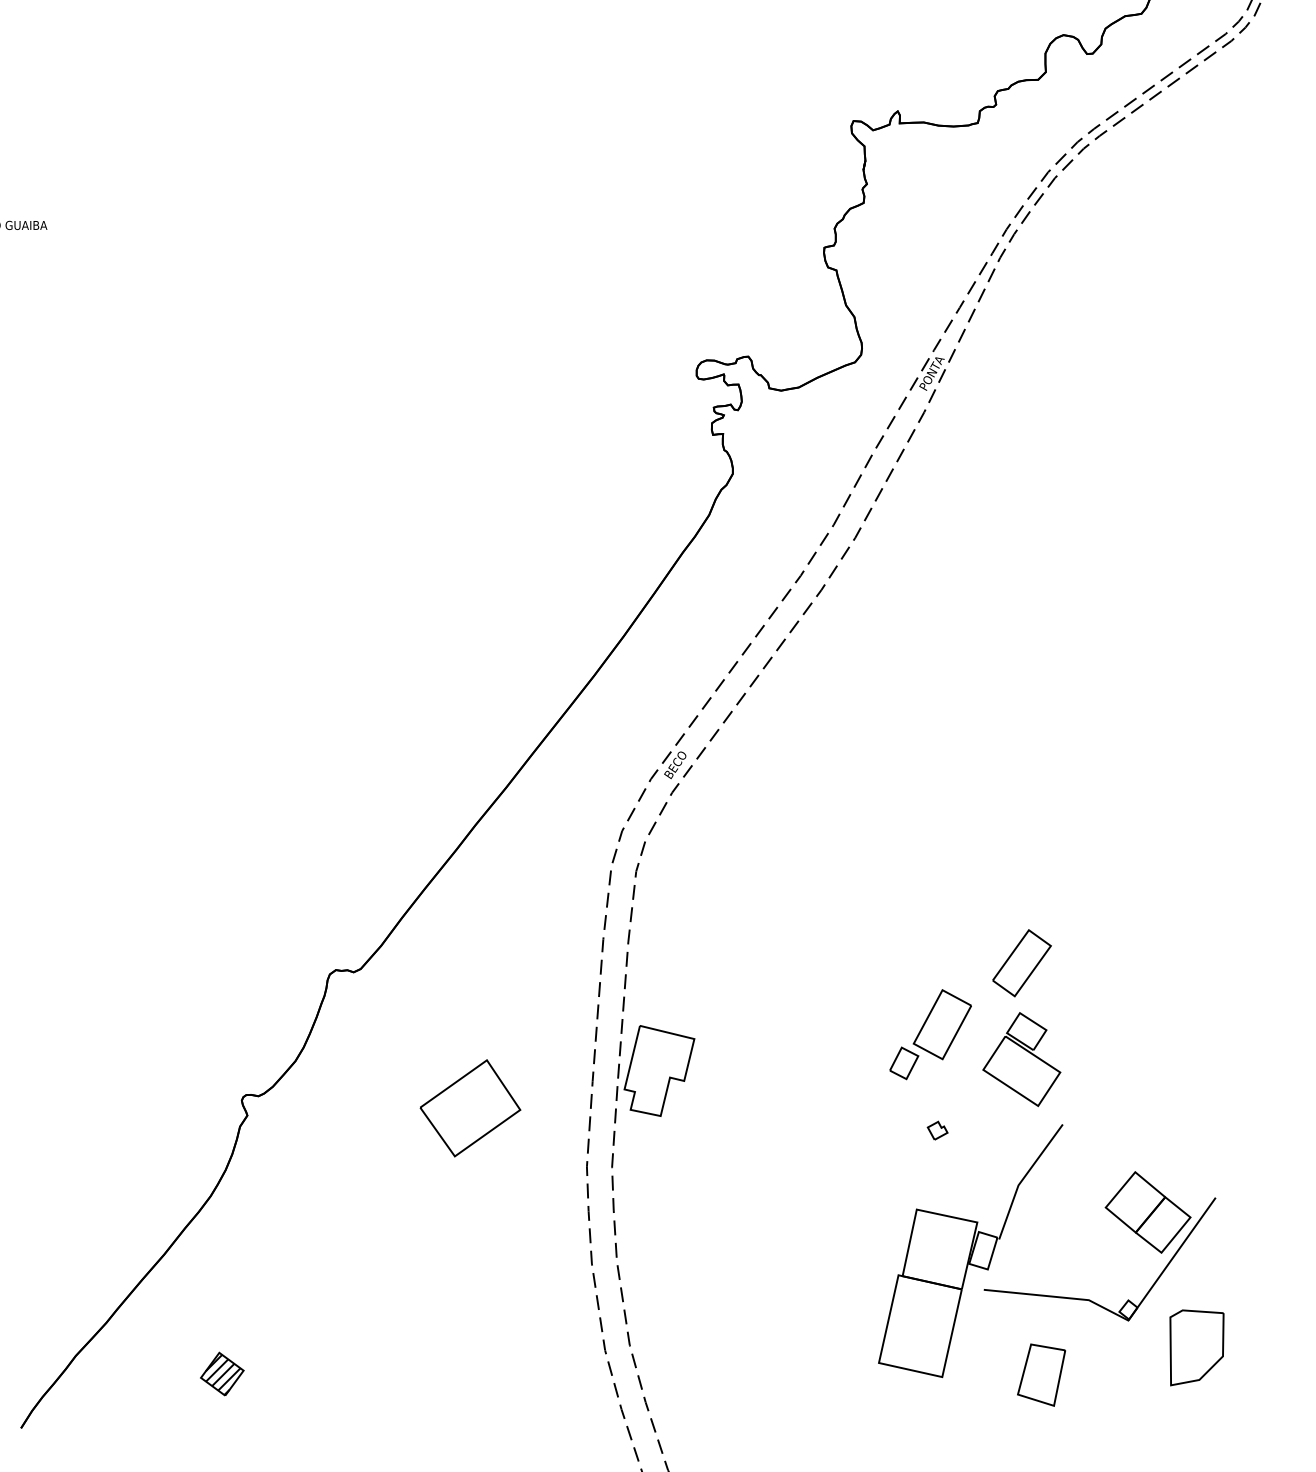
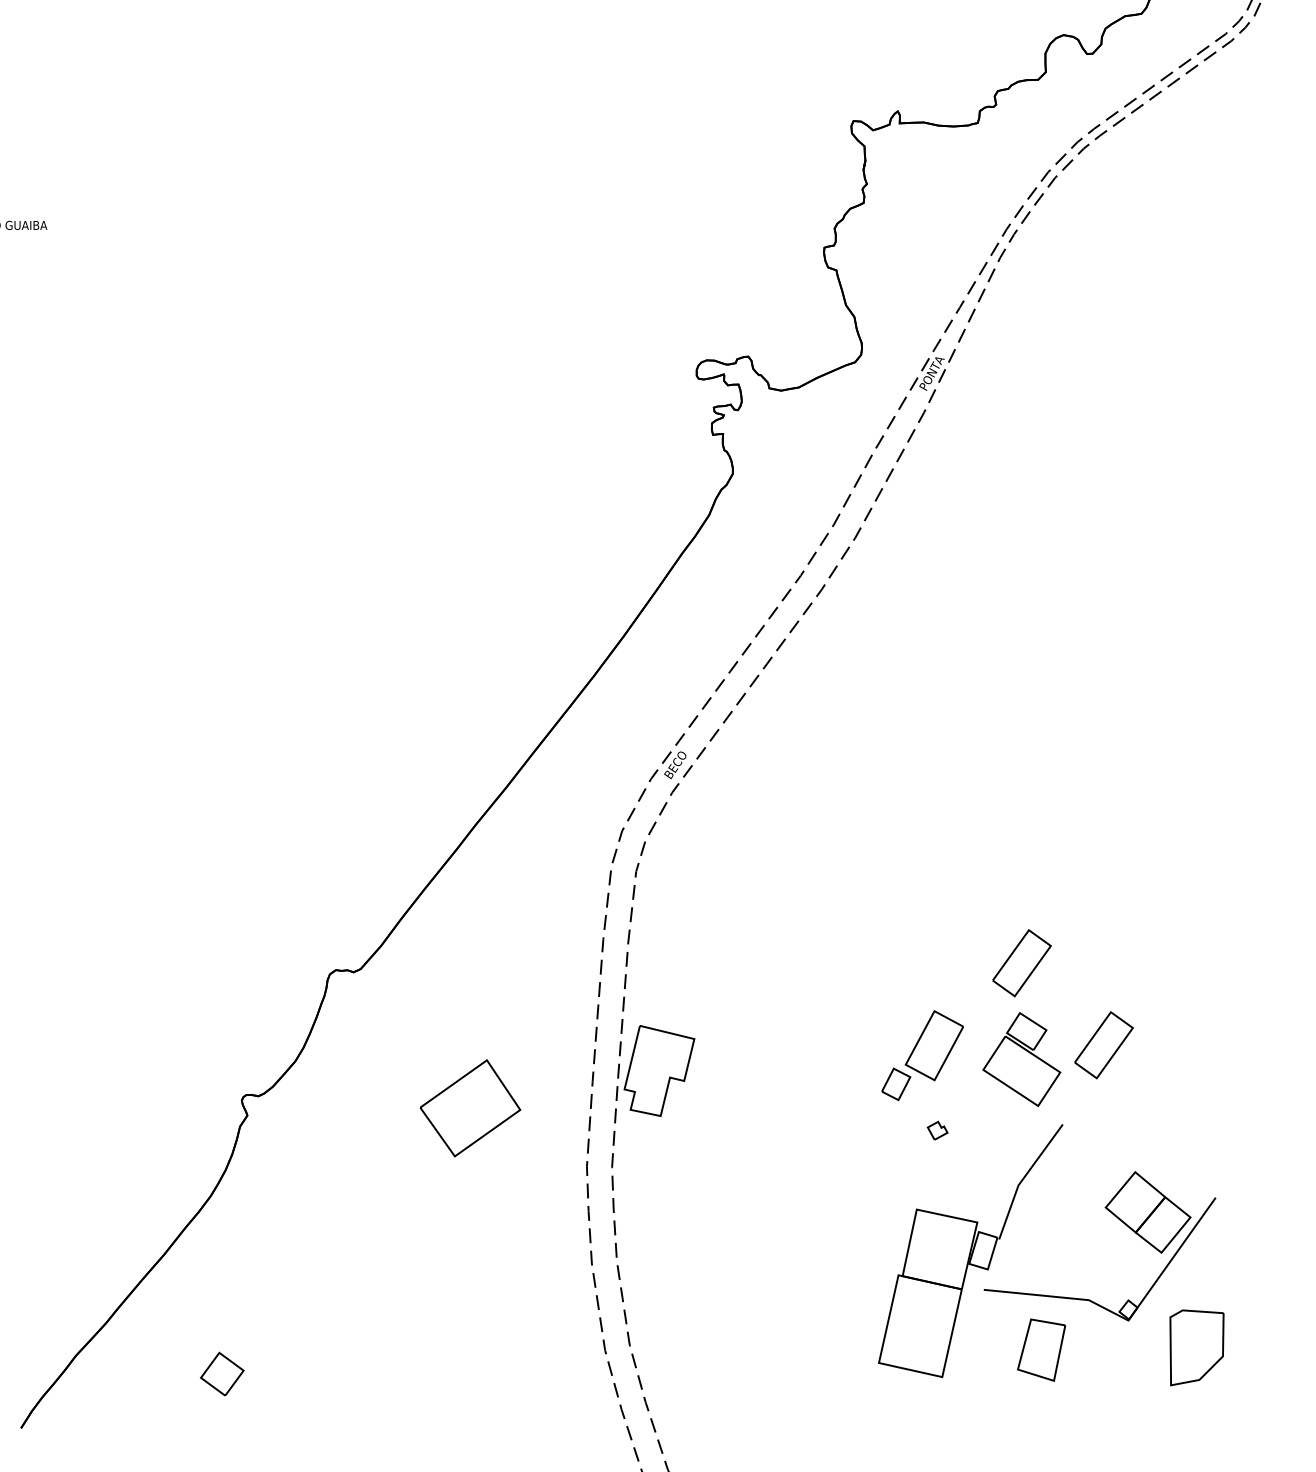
part position: (930, 1034) -> (922, 1055) (922, 1055)
part: none -> present (1103, 1045)
hatch: present -> none (222, 1374)
part position: (1041, 1374) -> (1041, 1349) (1041, 1349)
